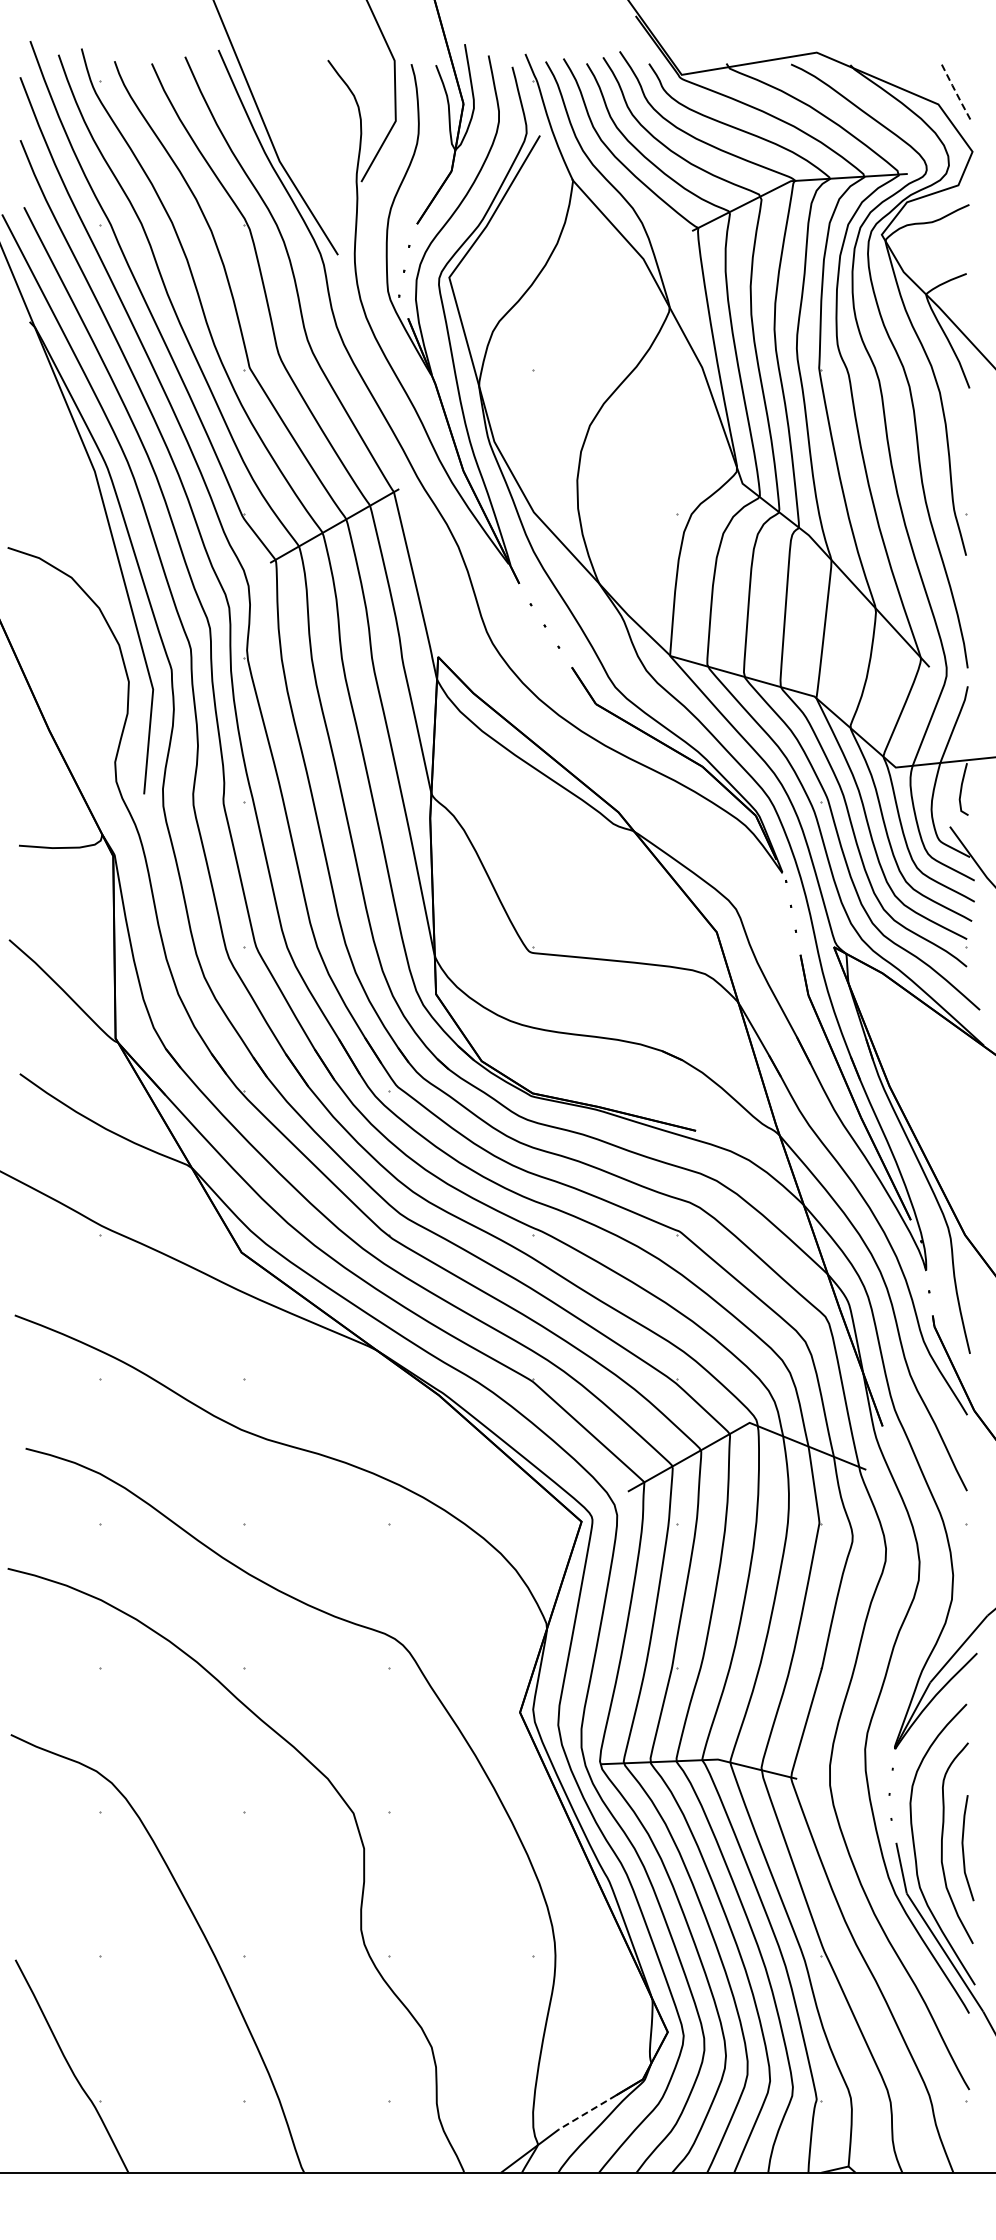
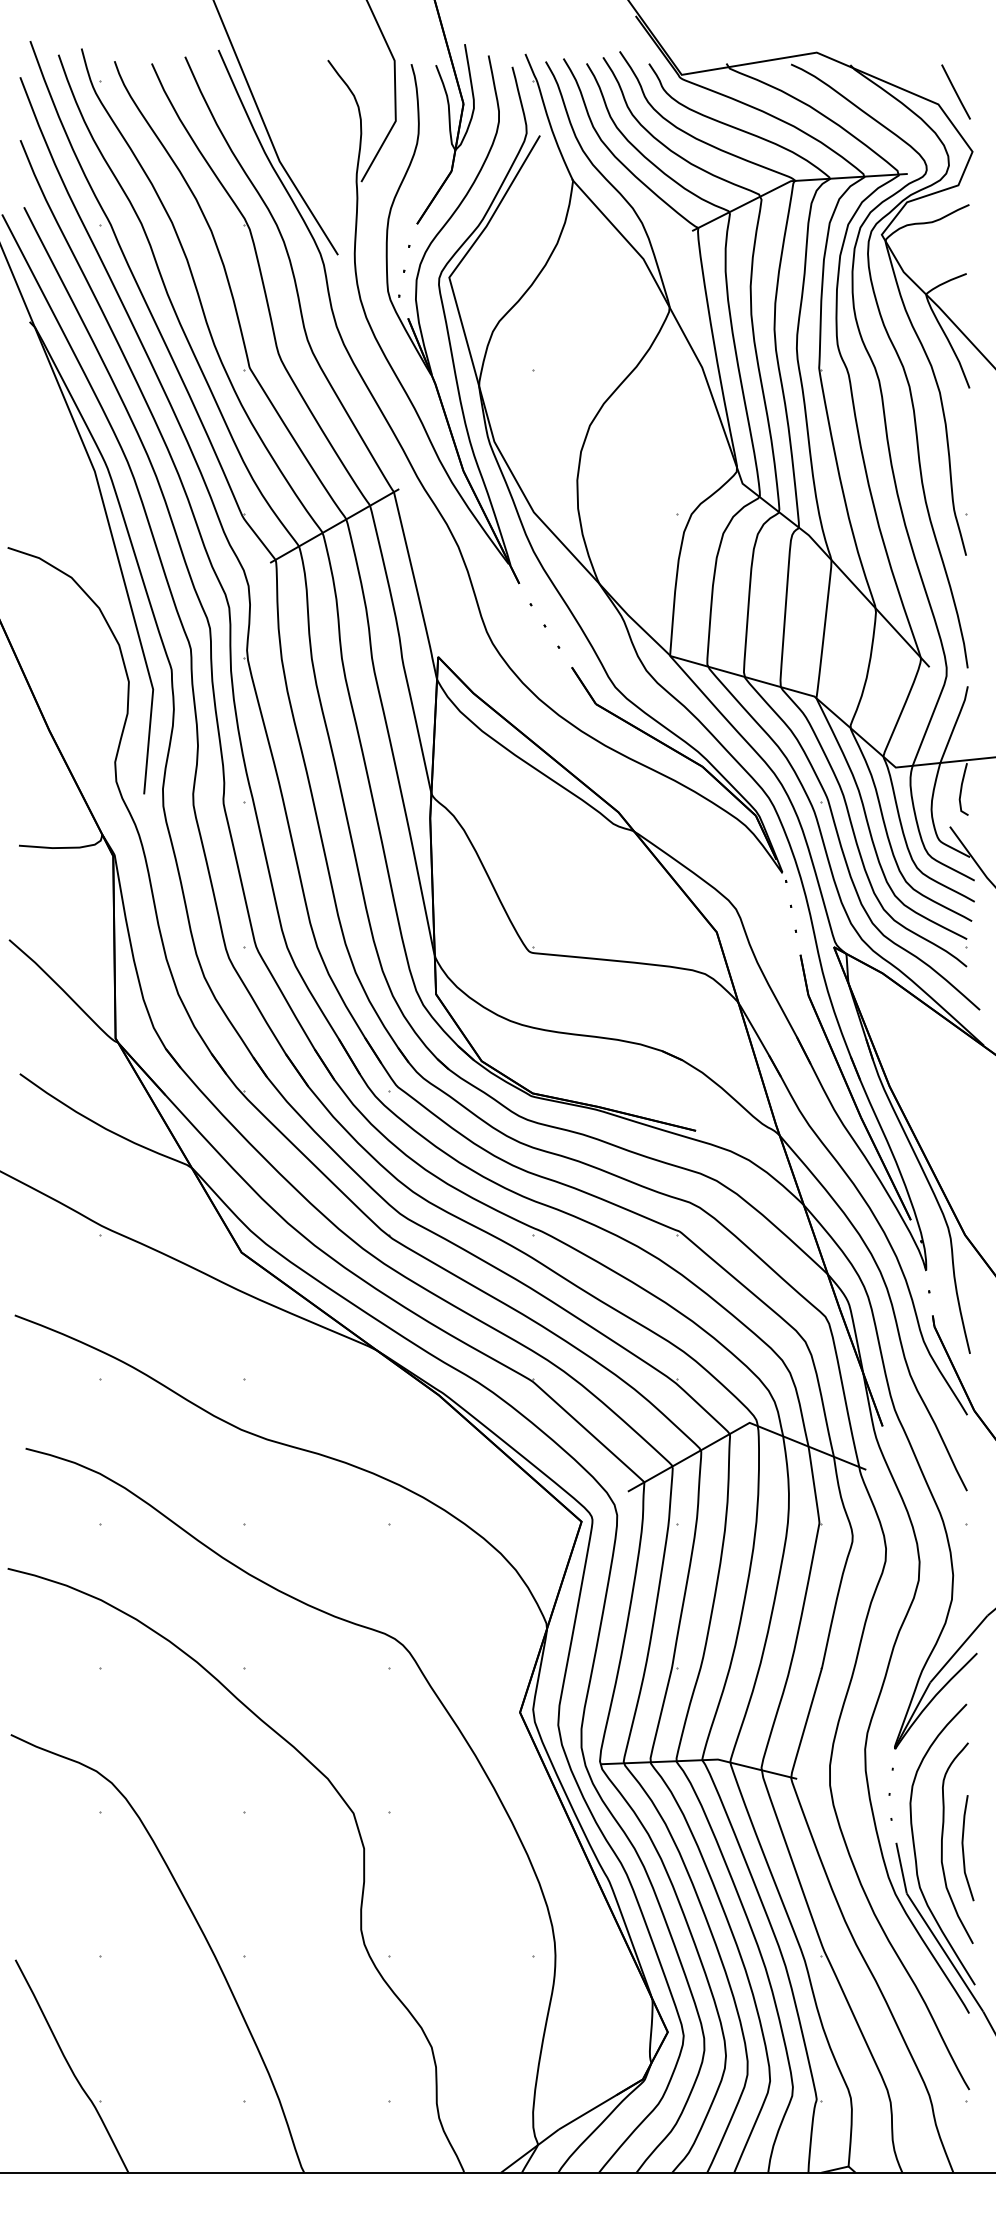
line: dashed -> solid (955, 92)
line: dashed -> solid (587, 2112)
